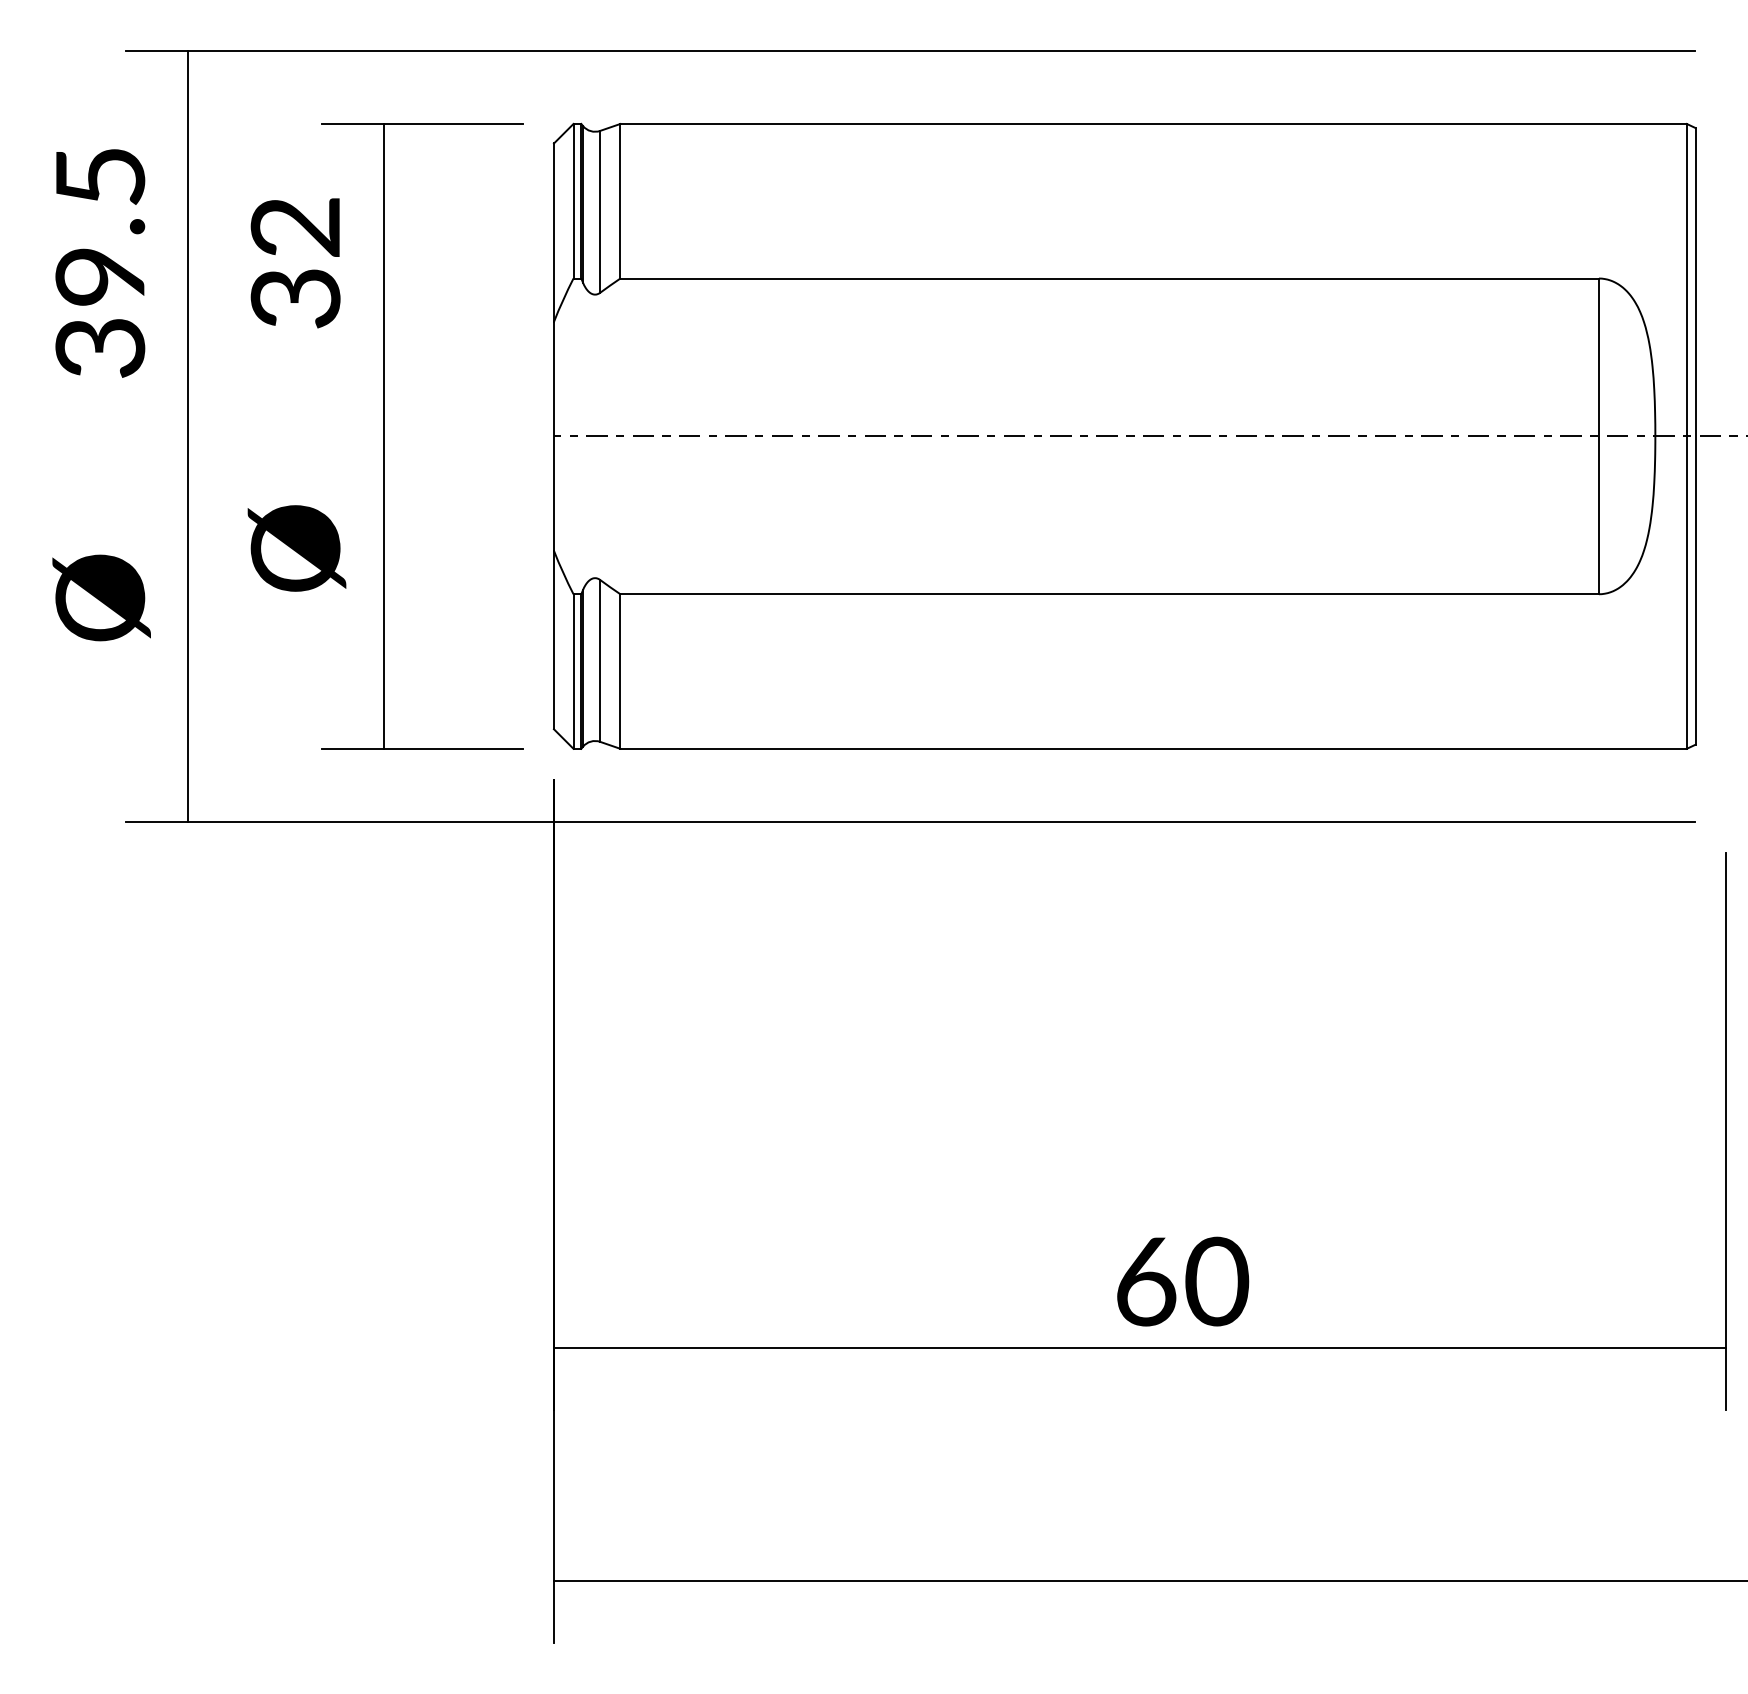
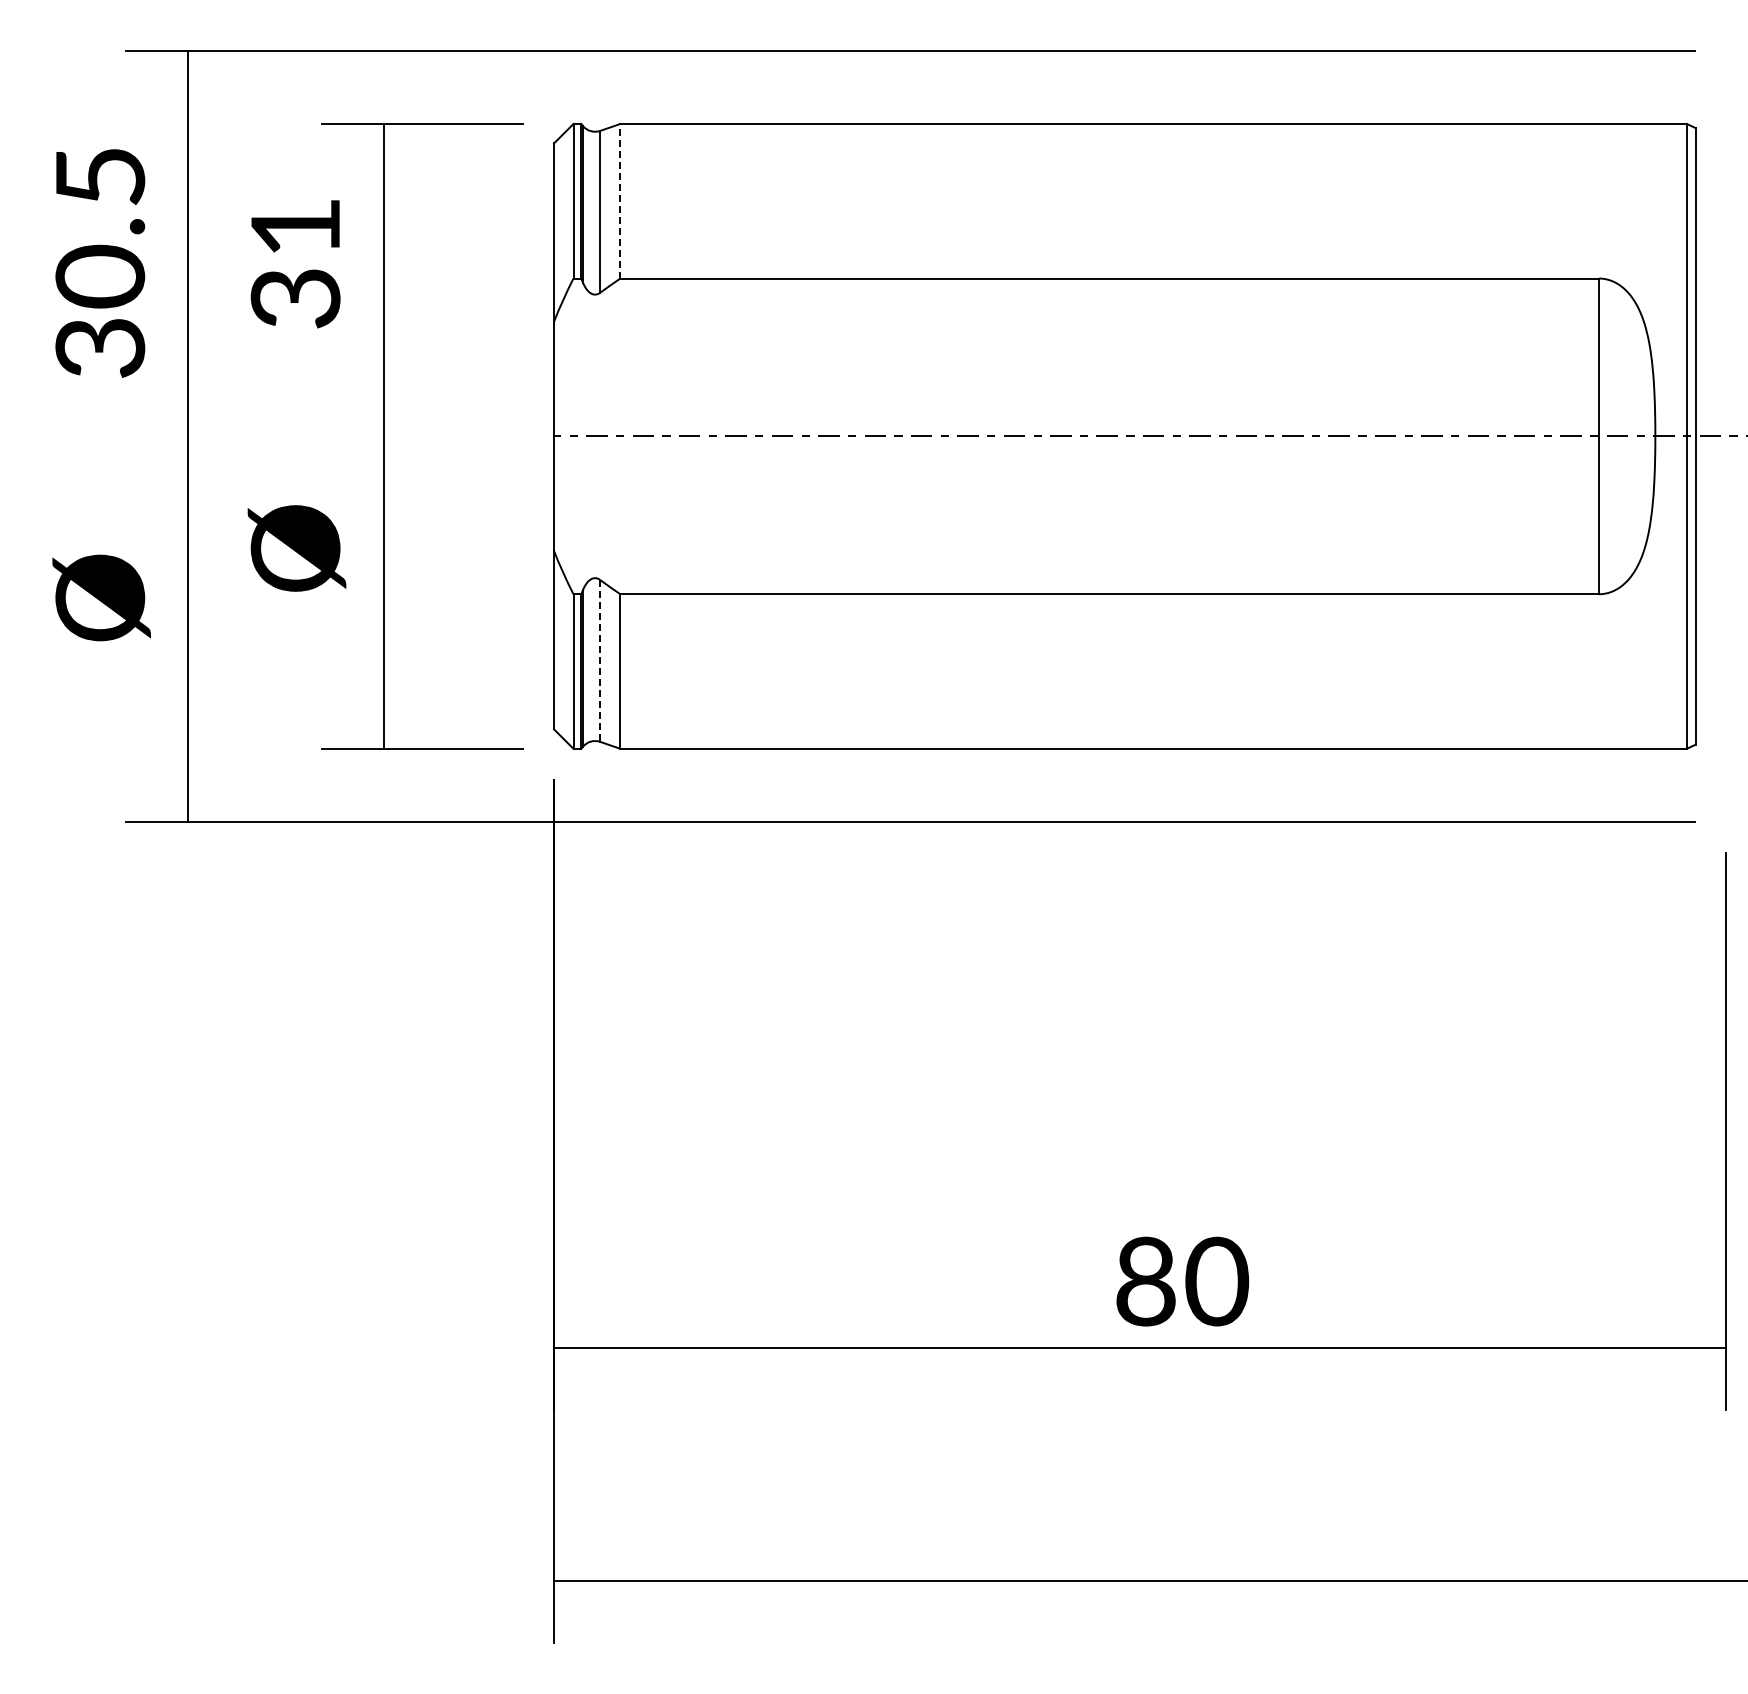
line: solid -> dashed (620, 200)
text: 32 -> 31 (294, 227)
text: 39.5 -> 30.5 (100, 276)
line: solid -> dashed (600, 660)
text: 60 -> 80 (1146, 1280)
